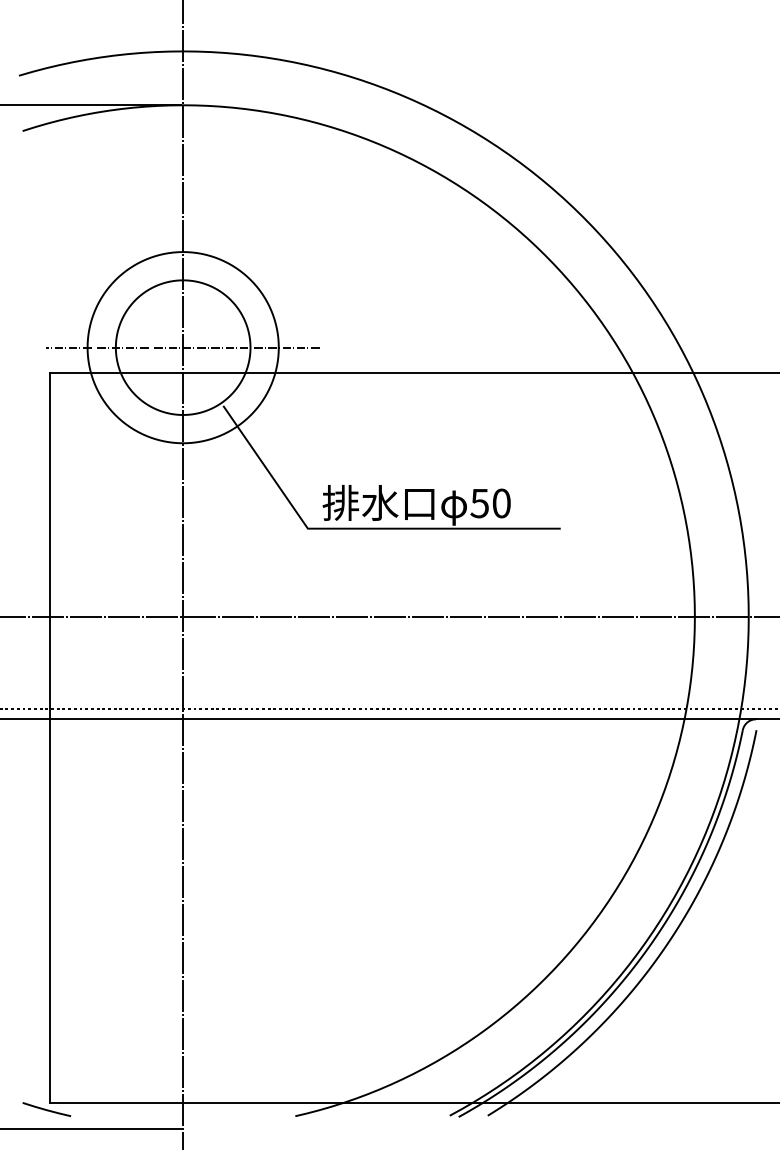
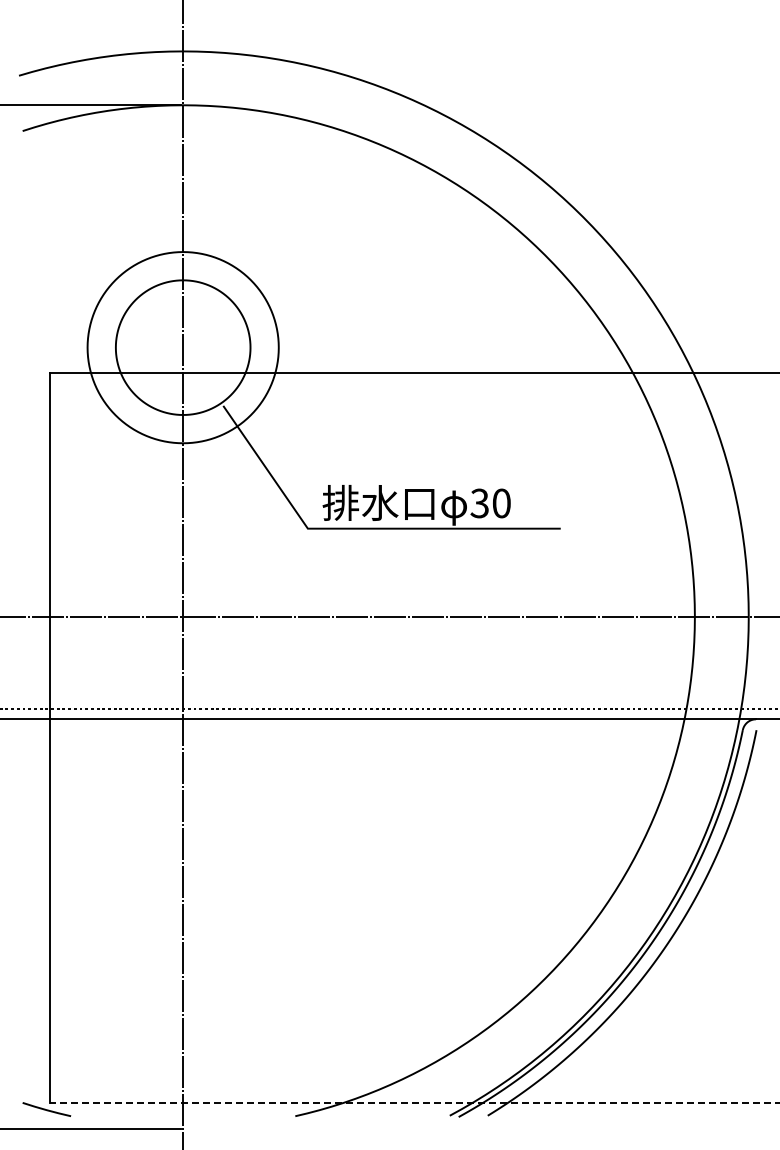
line: present -> none (182, 347)
text: 50 -> 30 (479, 502)
line: solid -> dashed (414, 1103)
